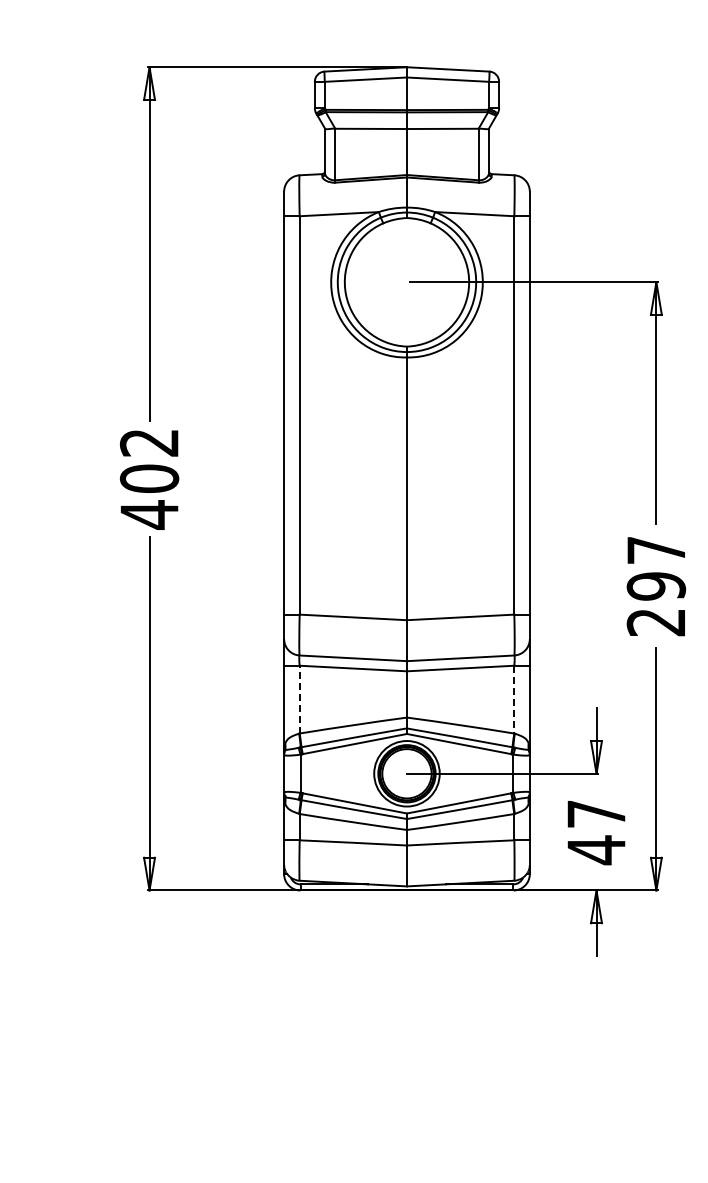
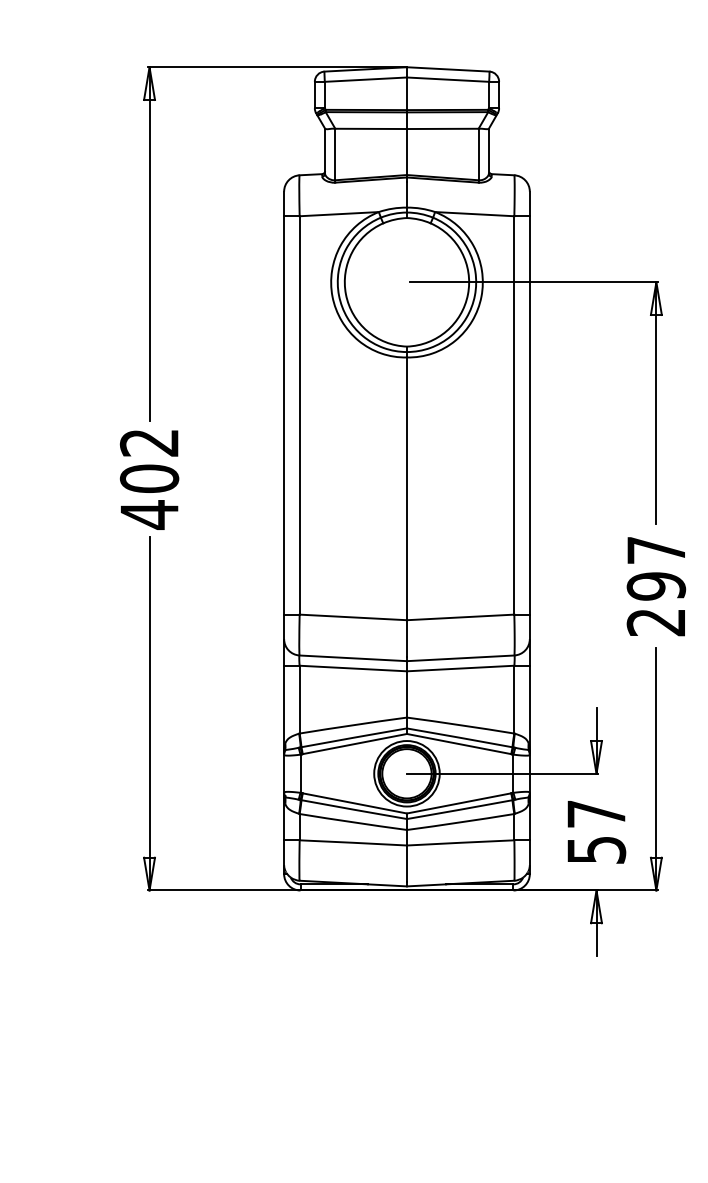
line: dashed -> solid (299, 699)
line: dashed -> solid (514, 699)
text: 47 -> 57 (596, 850)
